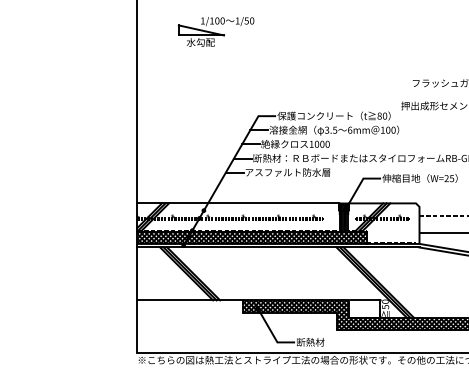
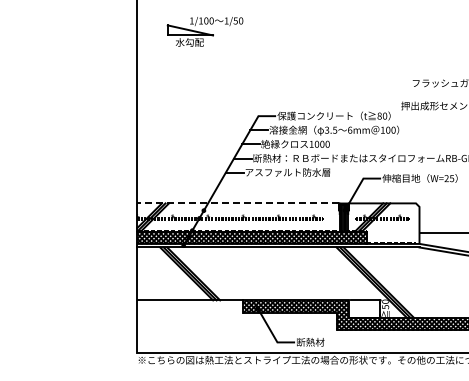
part position: (215, 31) -> (204, 31) (204, 31)
line: solid -> dashed (238, 203)
line: present -> none (442, 215)
